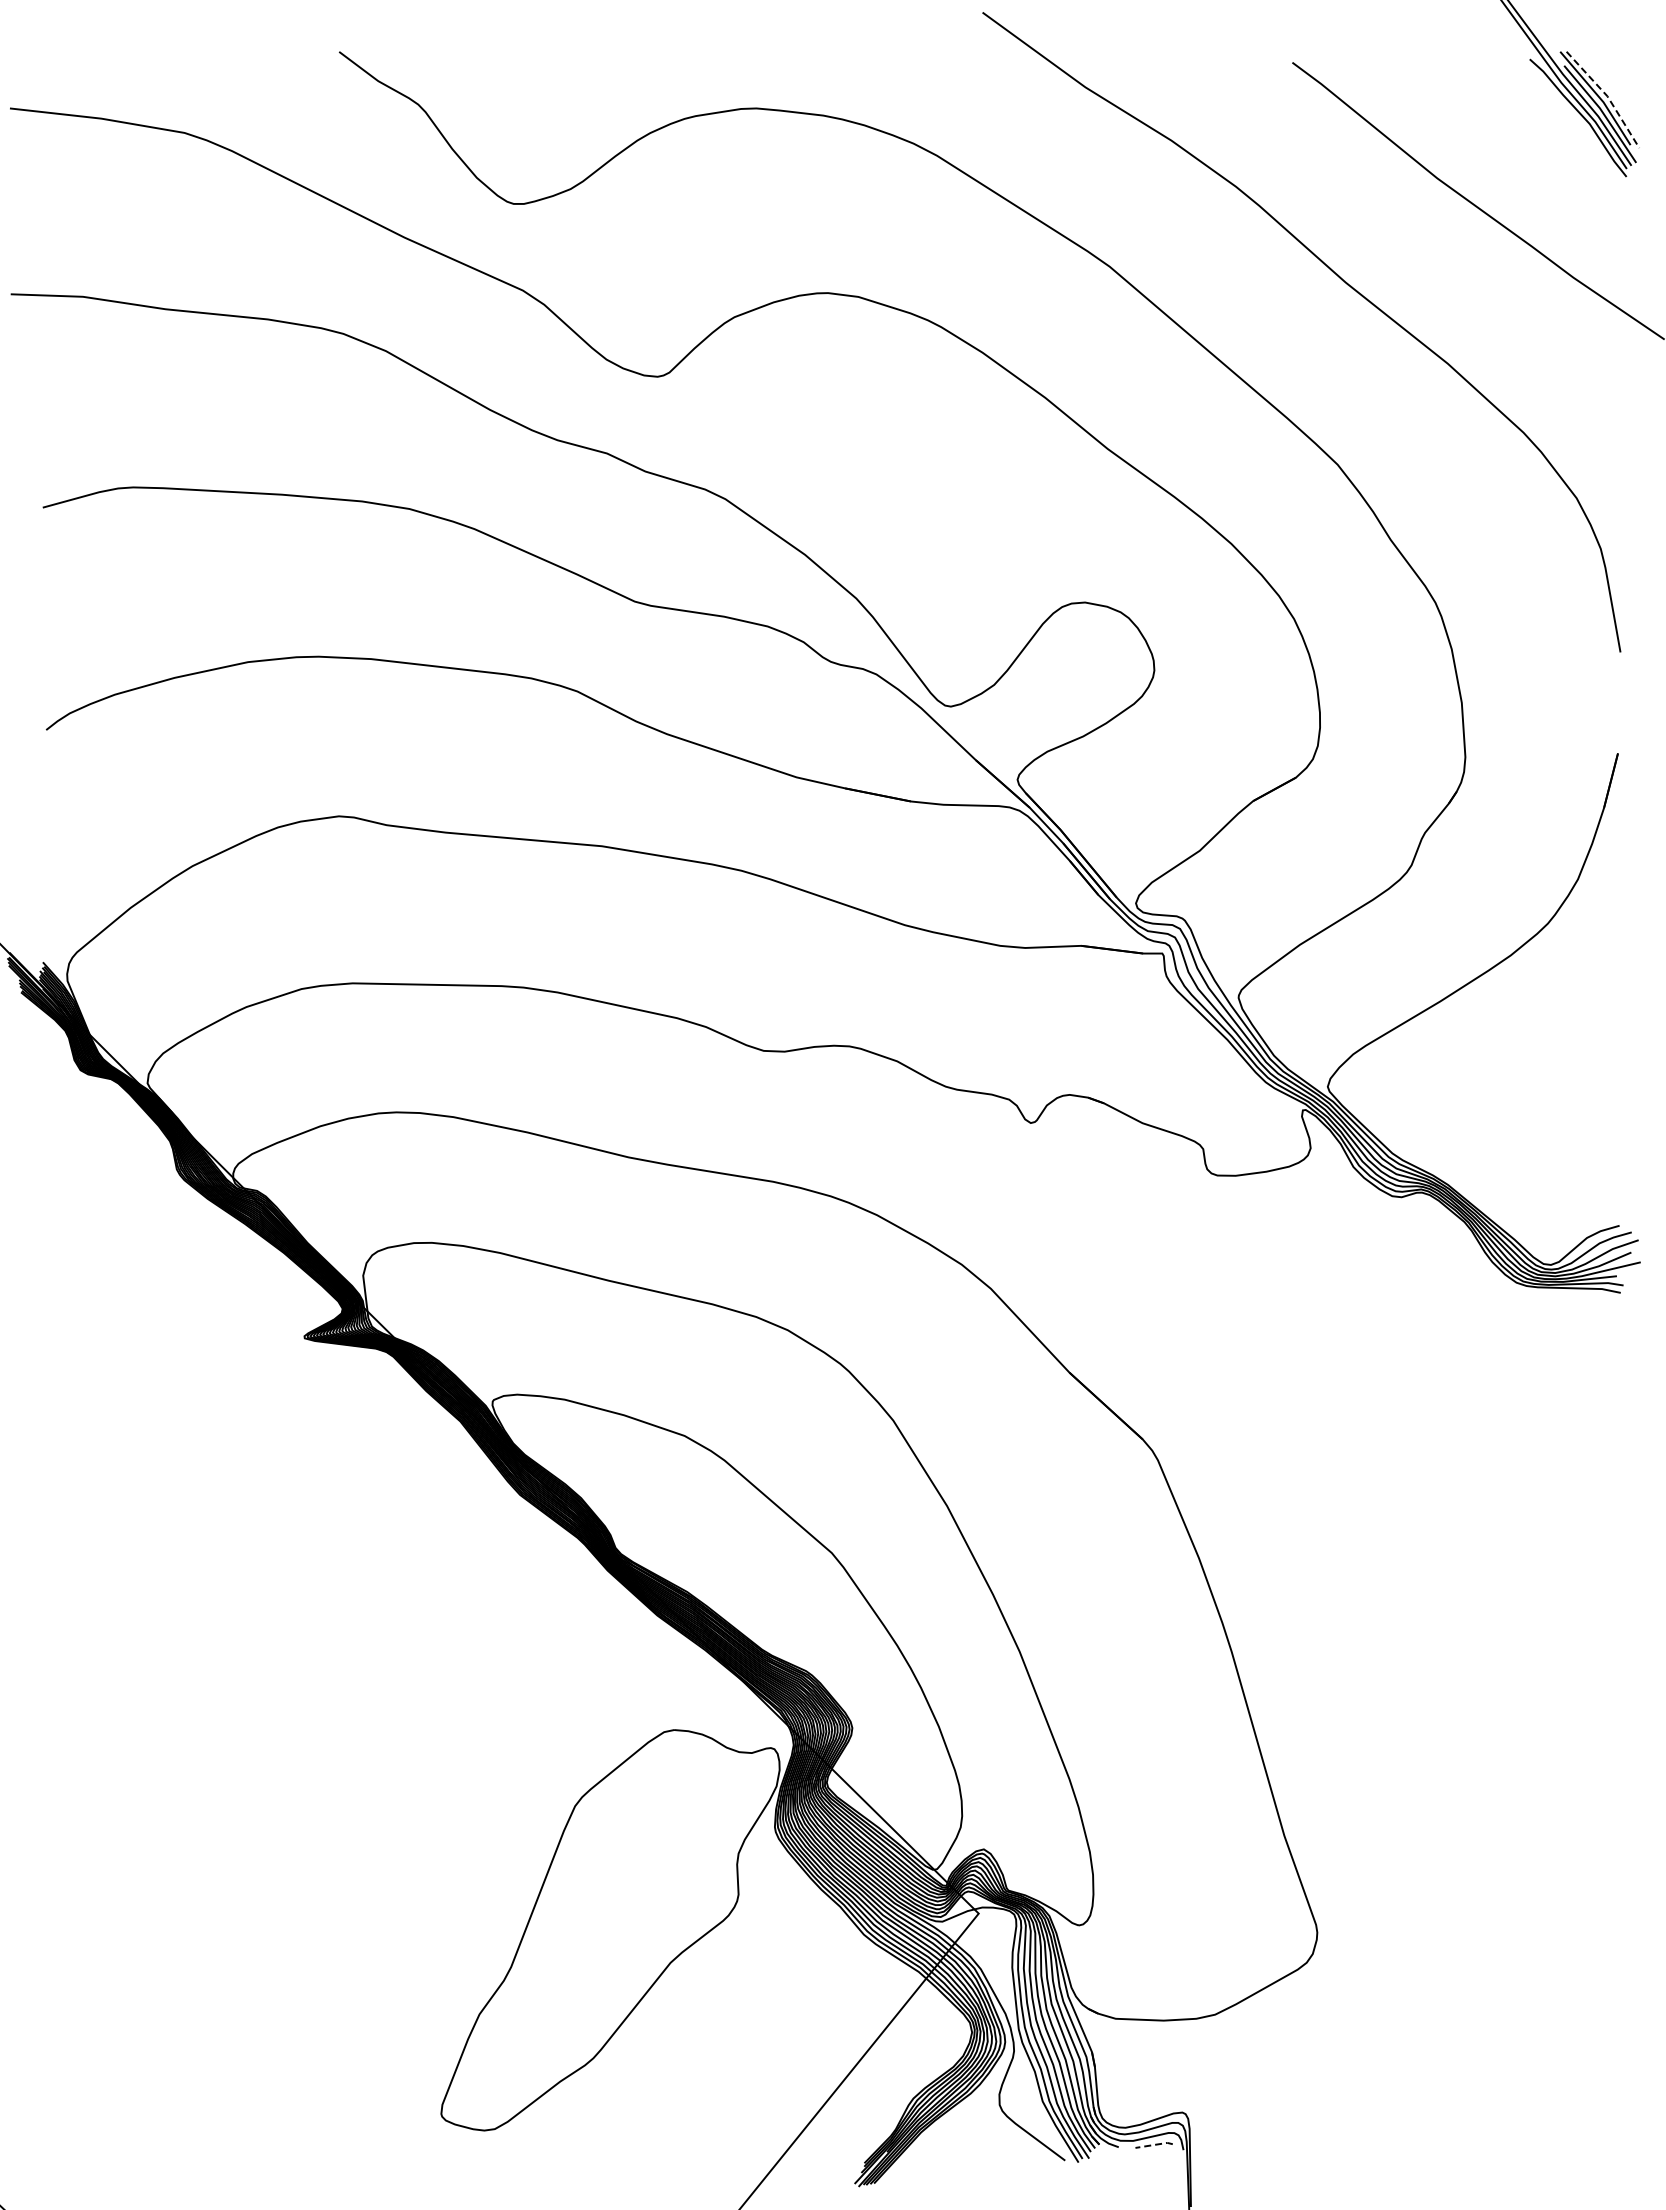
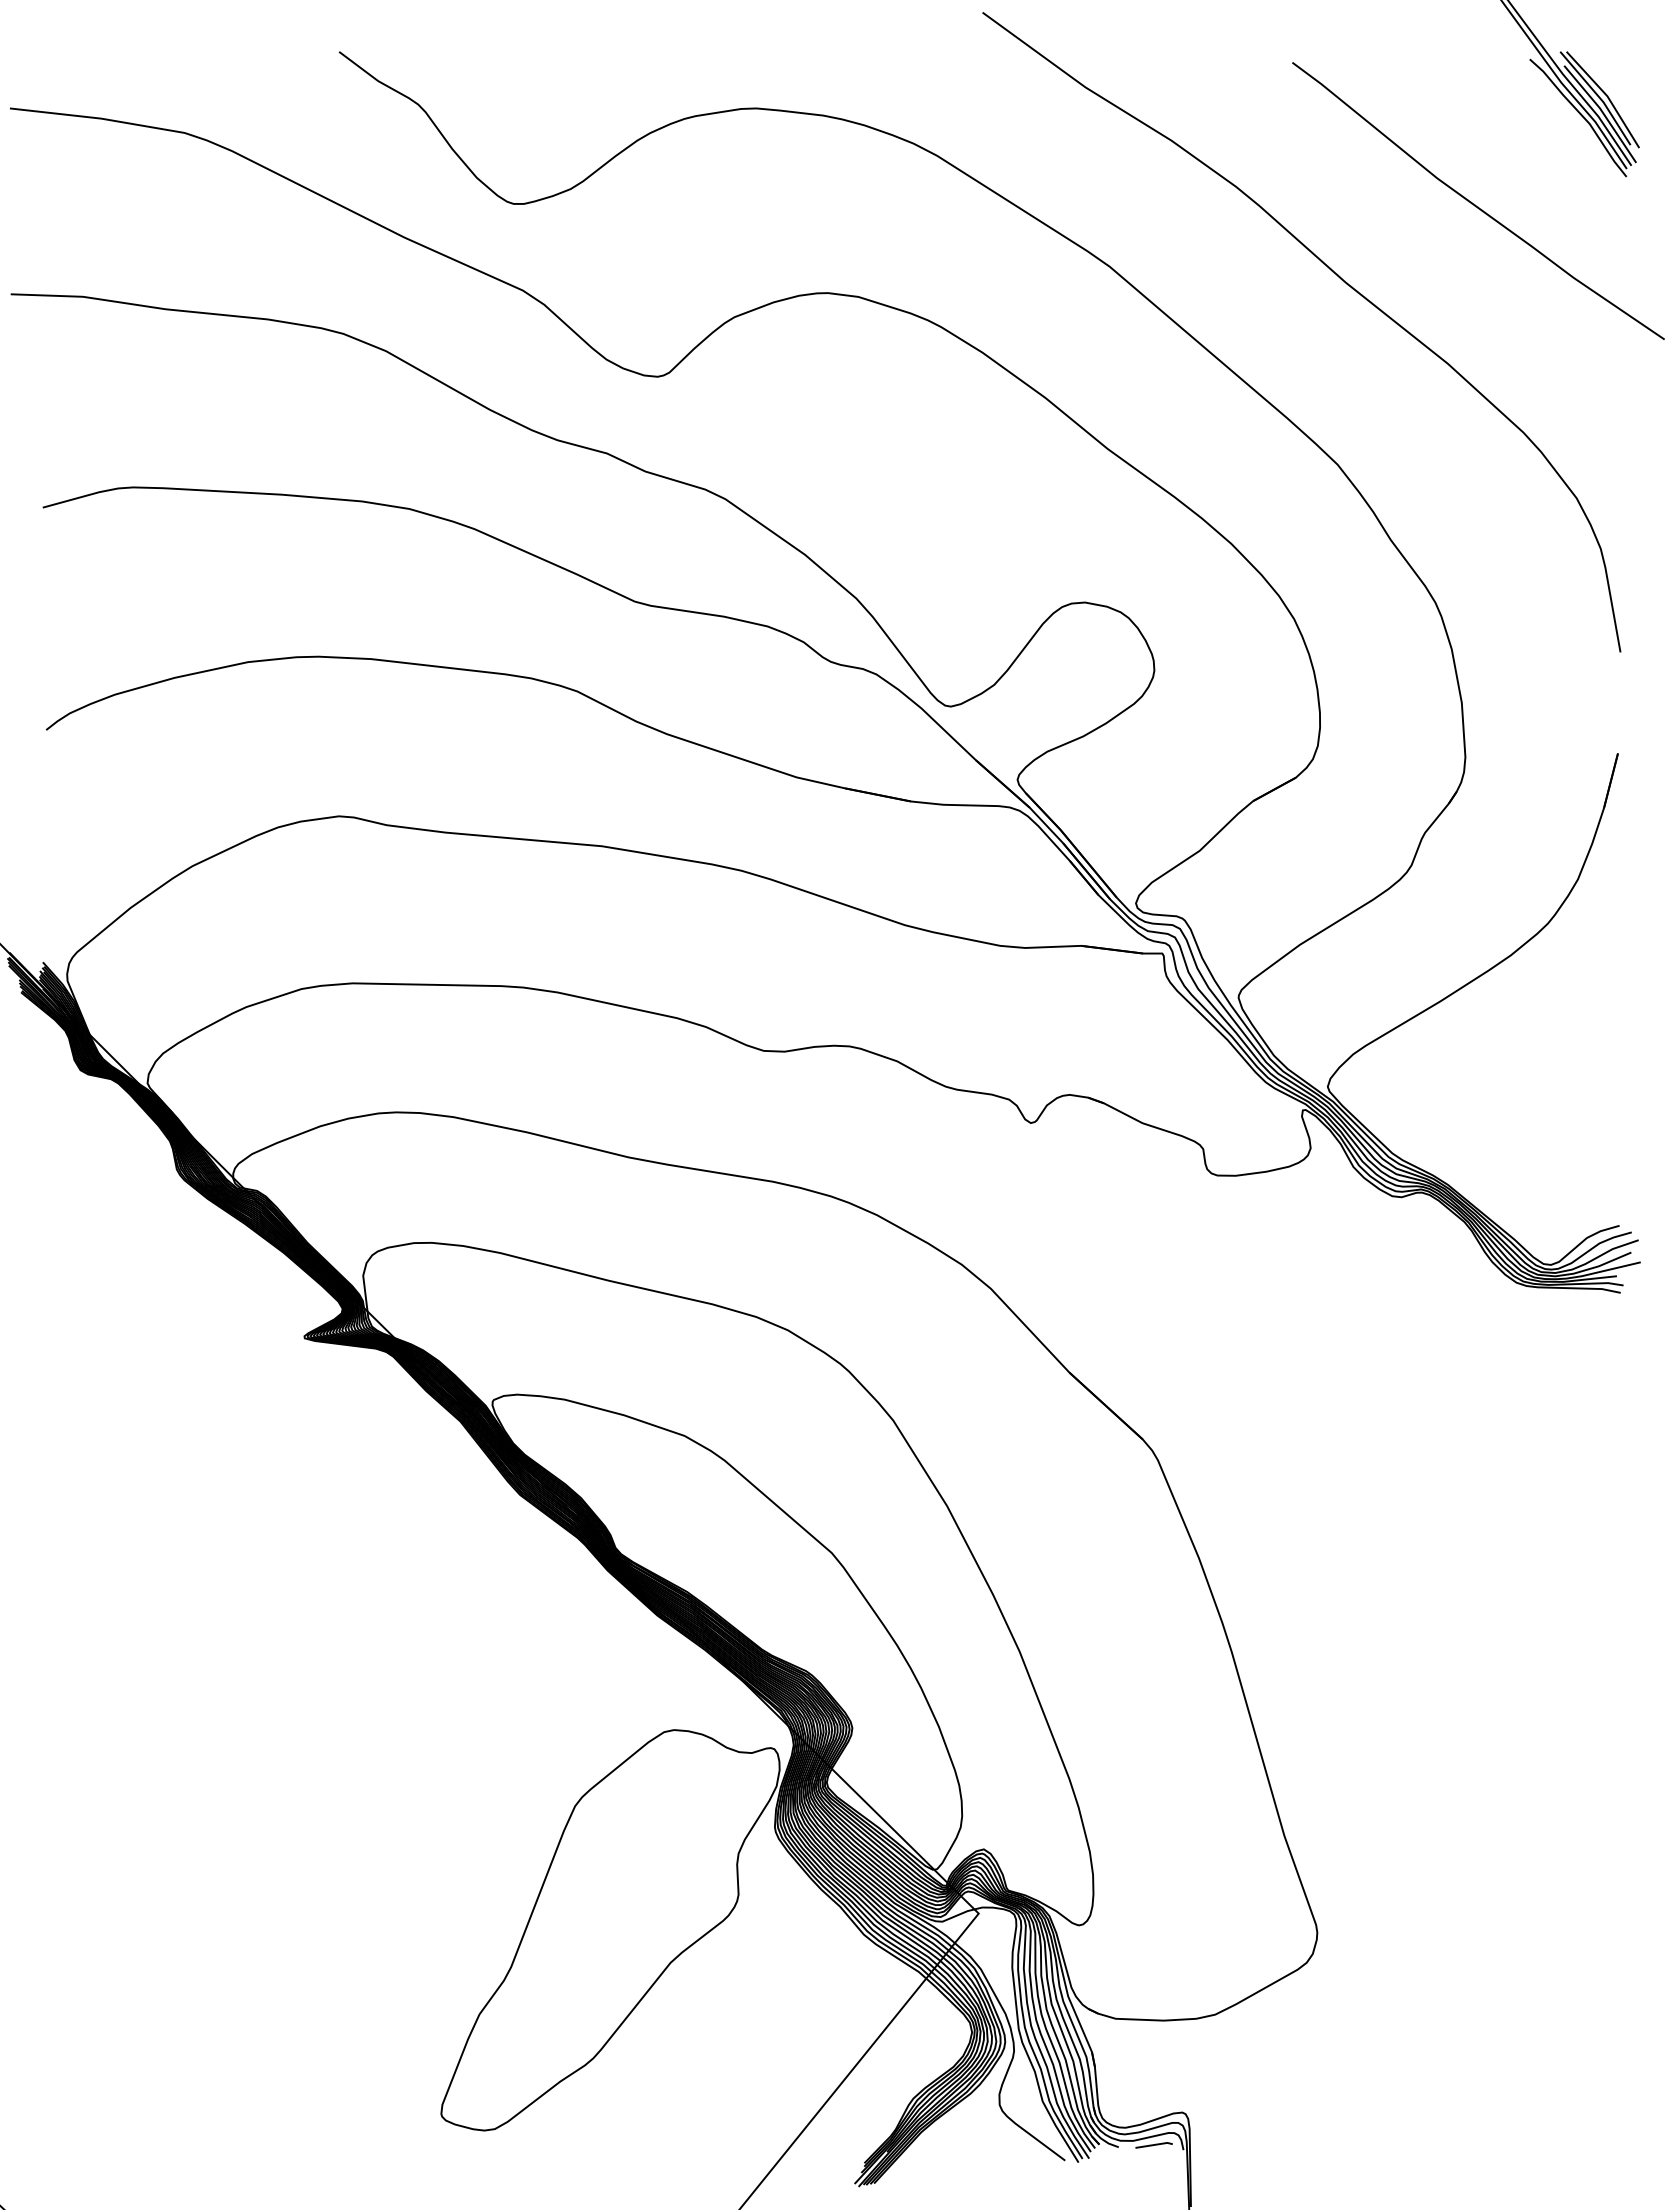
line: dashed -> solid (1607, 96)
line: dashed -> solid (1154, 2144)
